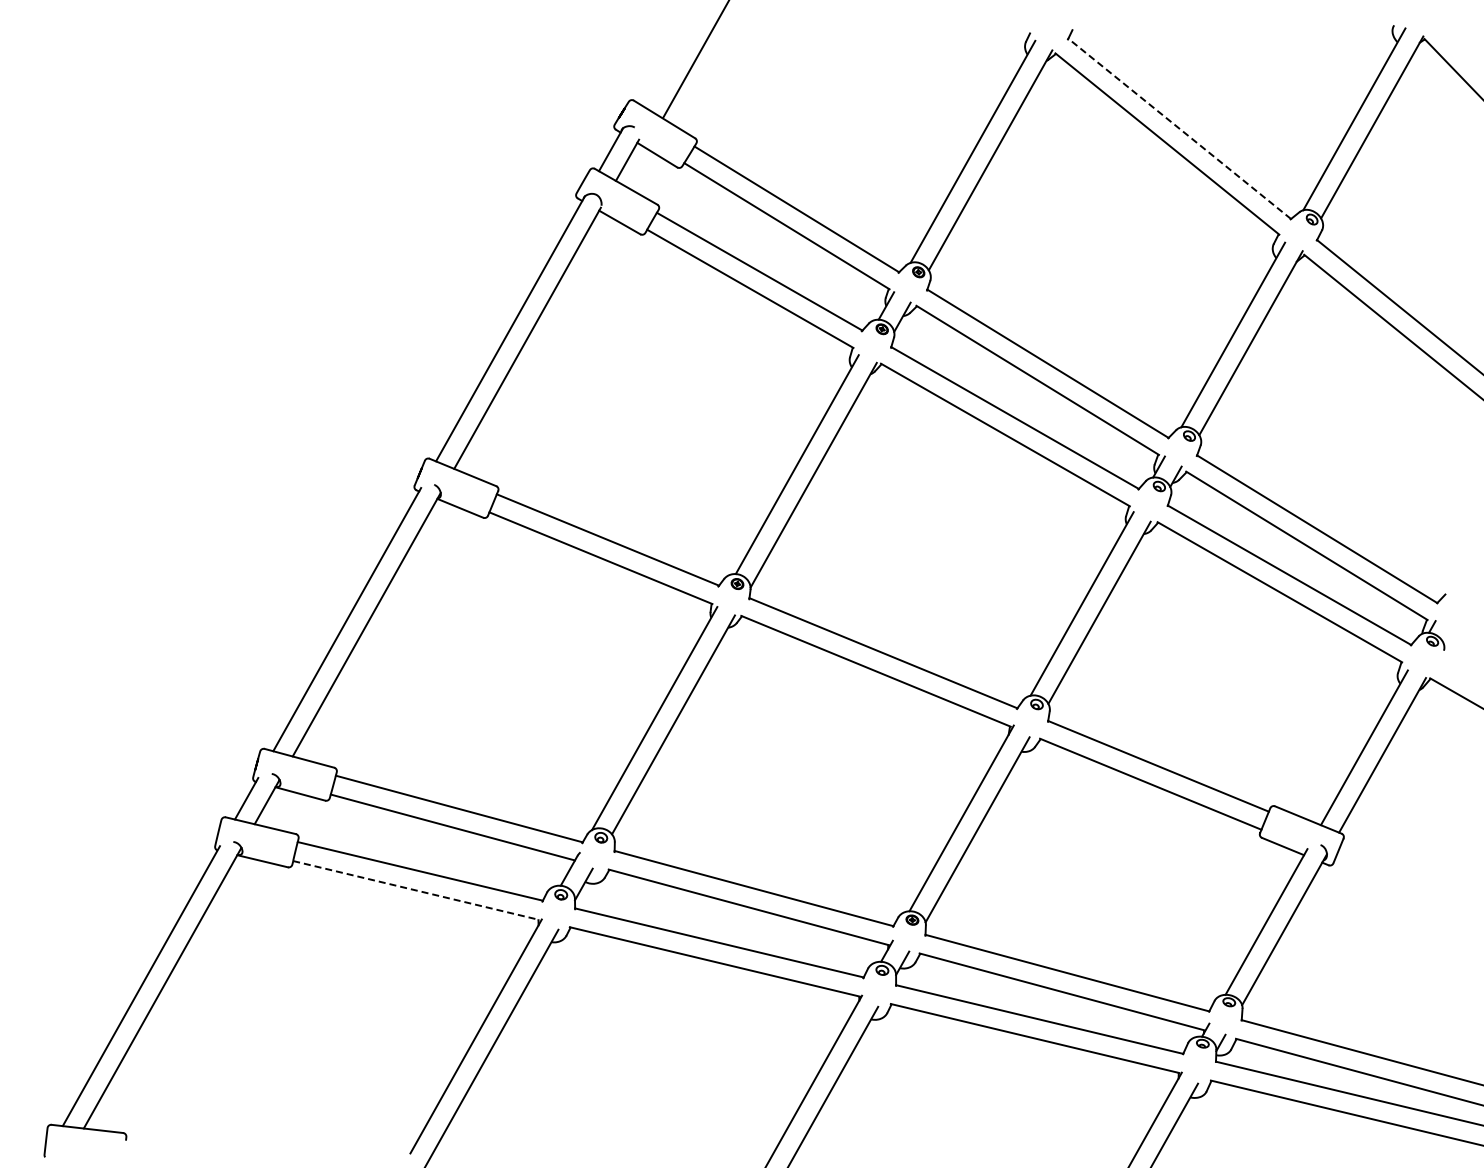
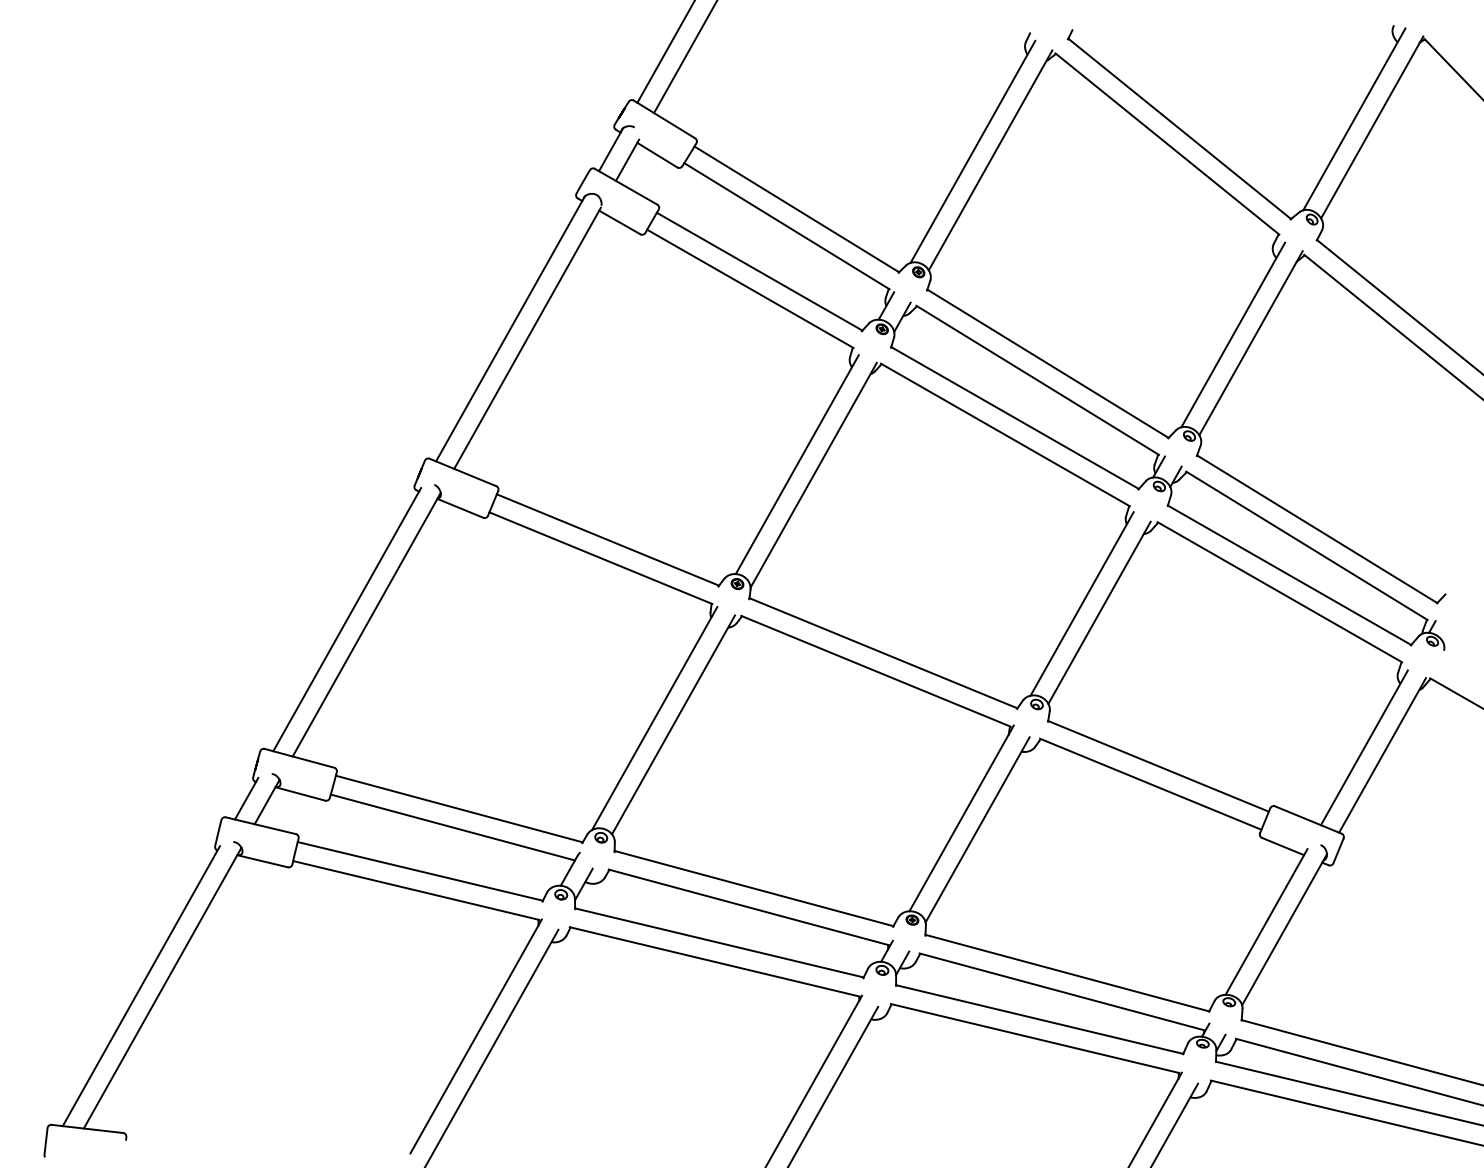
line: none -> present (665, 52)
line position: (695, 60) -> (685, 57) (685, 57)
line: dashed -> solid (1179, 128)
line: dashed -> solid (416, 890)
